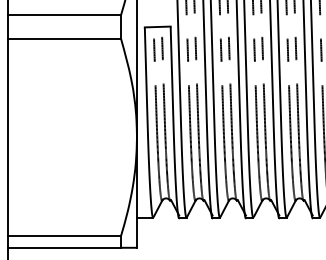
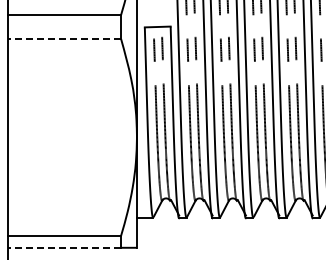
line: solid -> dashed (64, 38)
line: solid -> dashed (64, 247)
